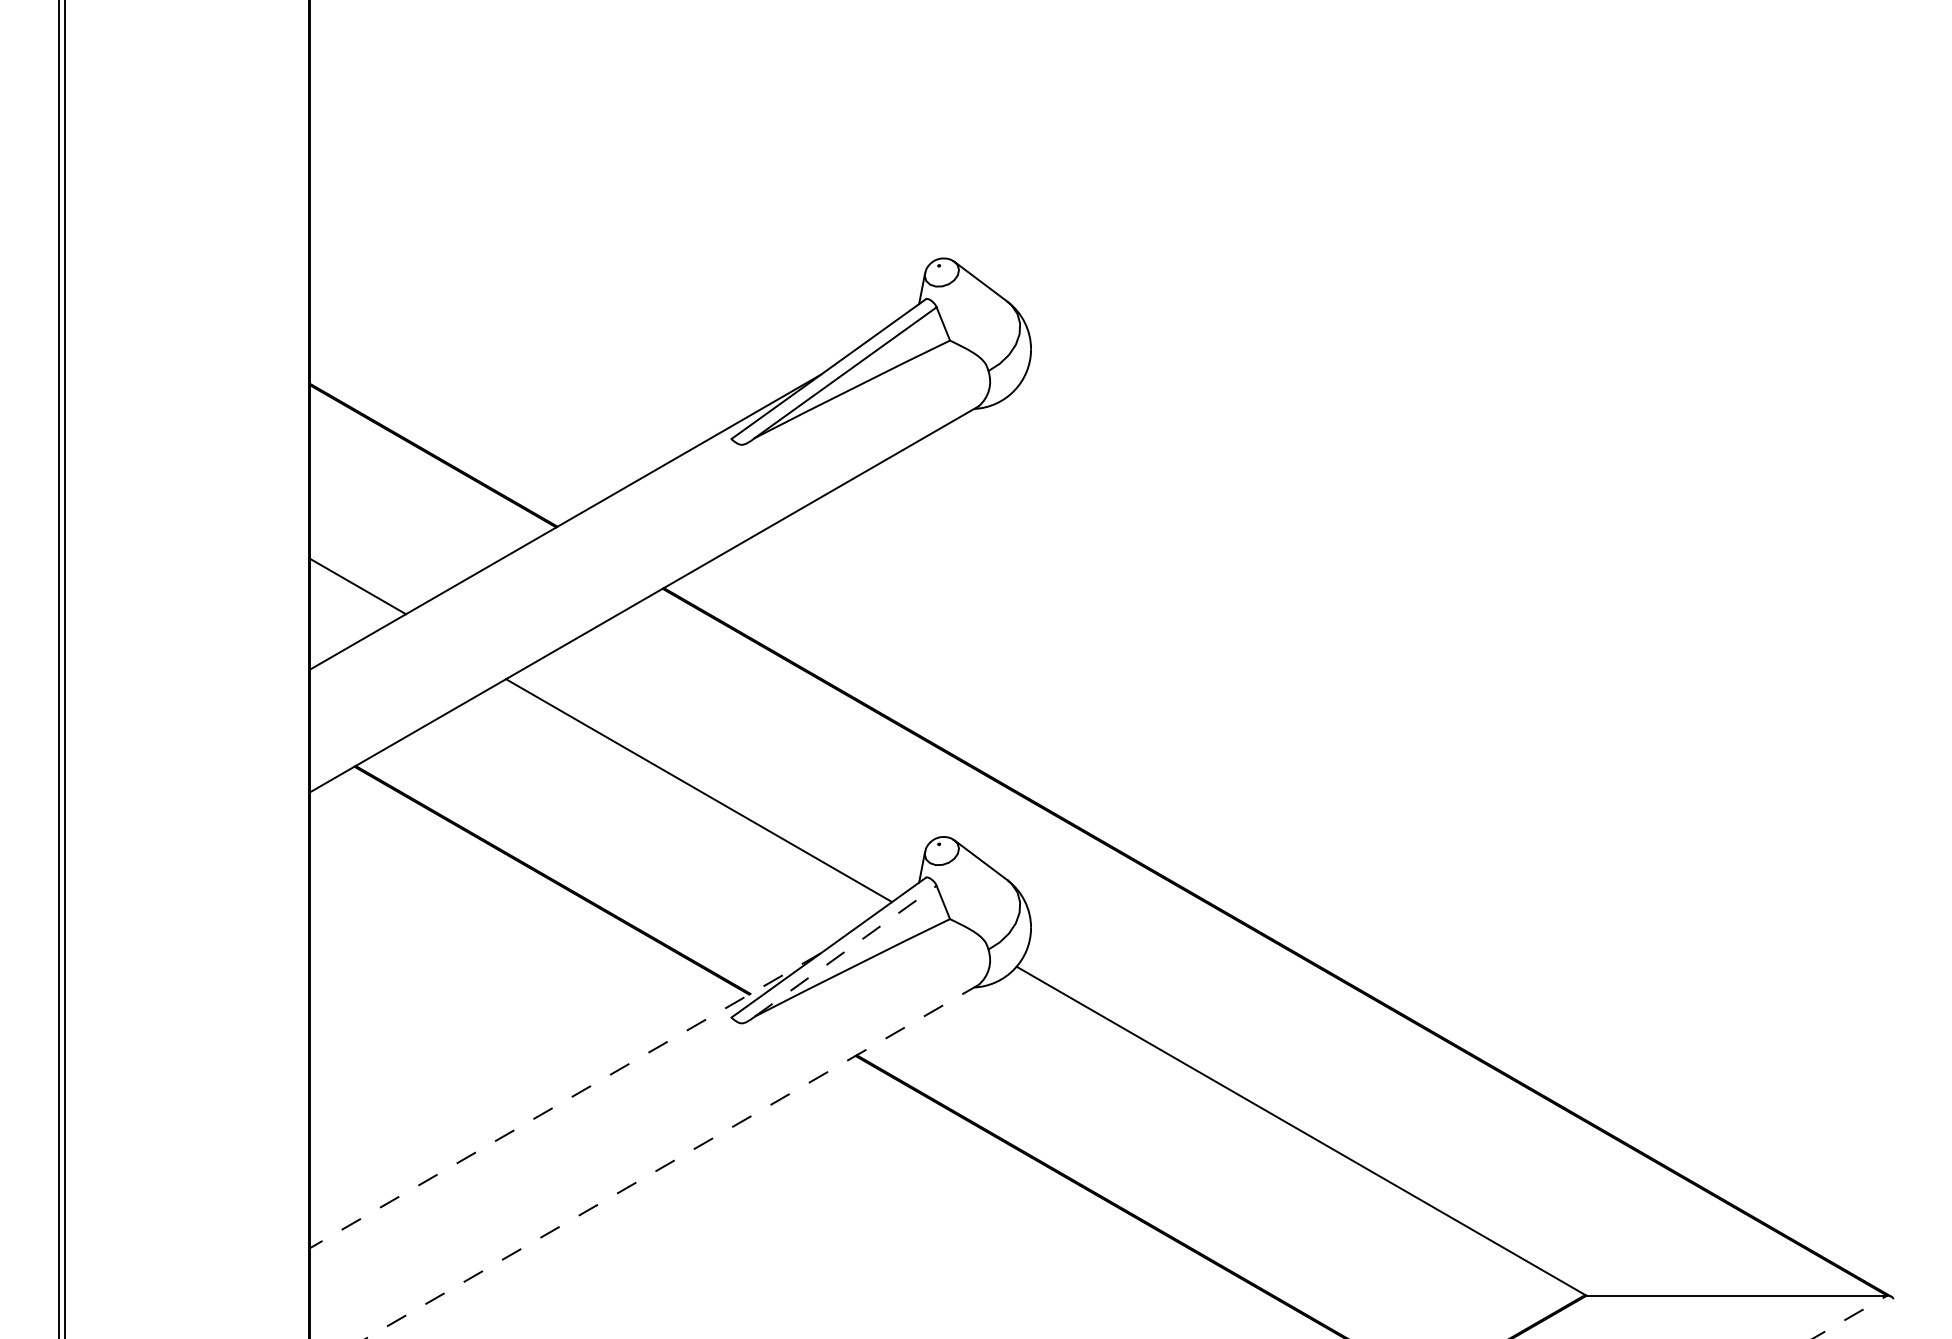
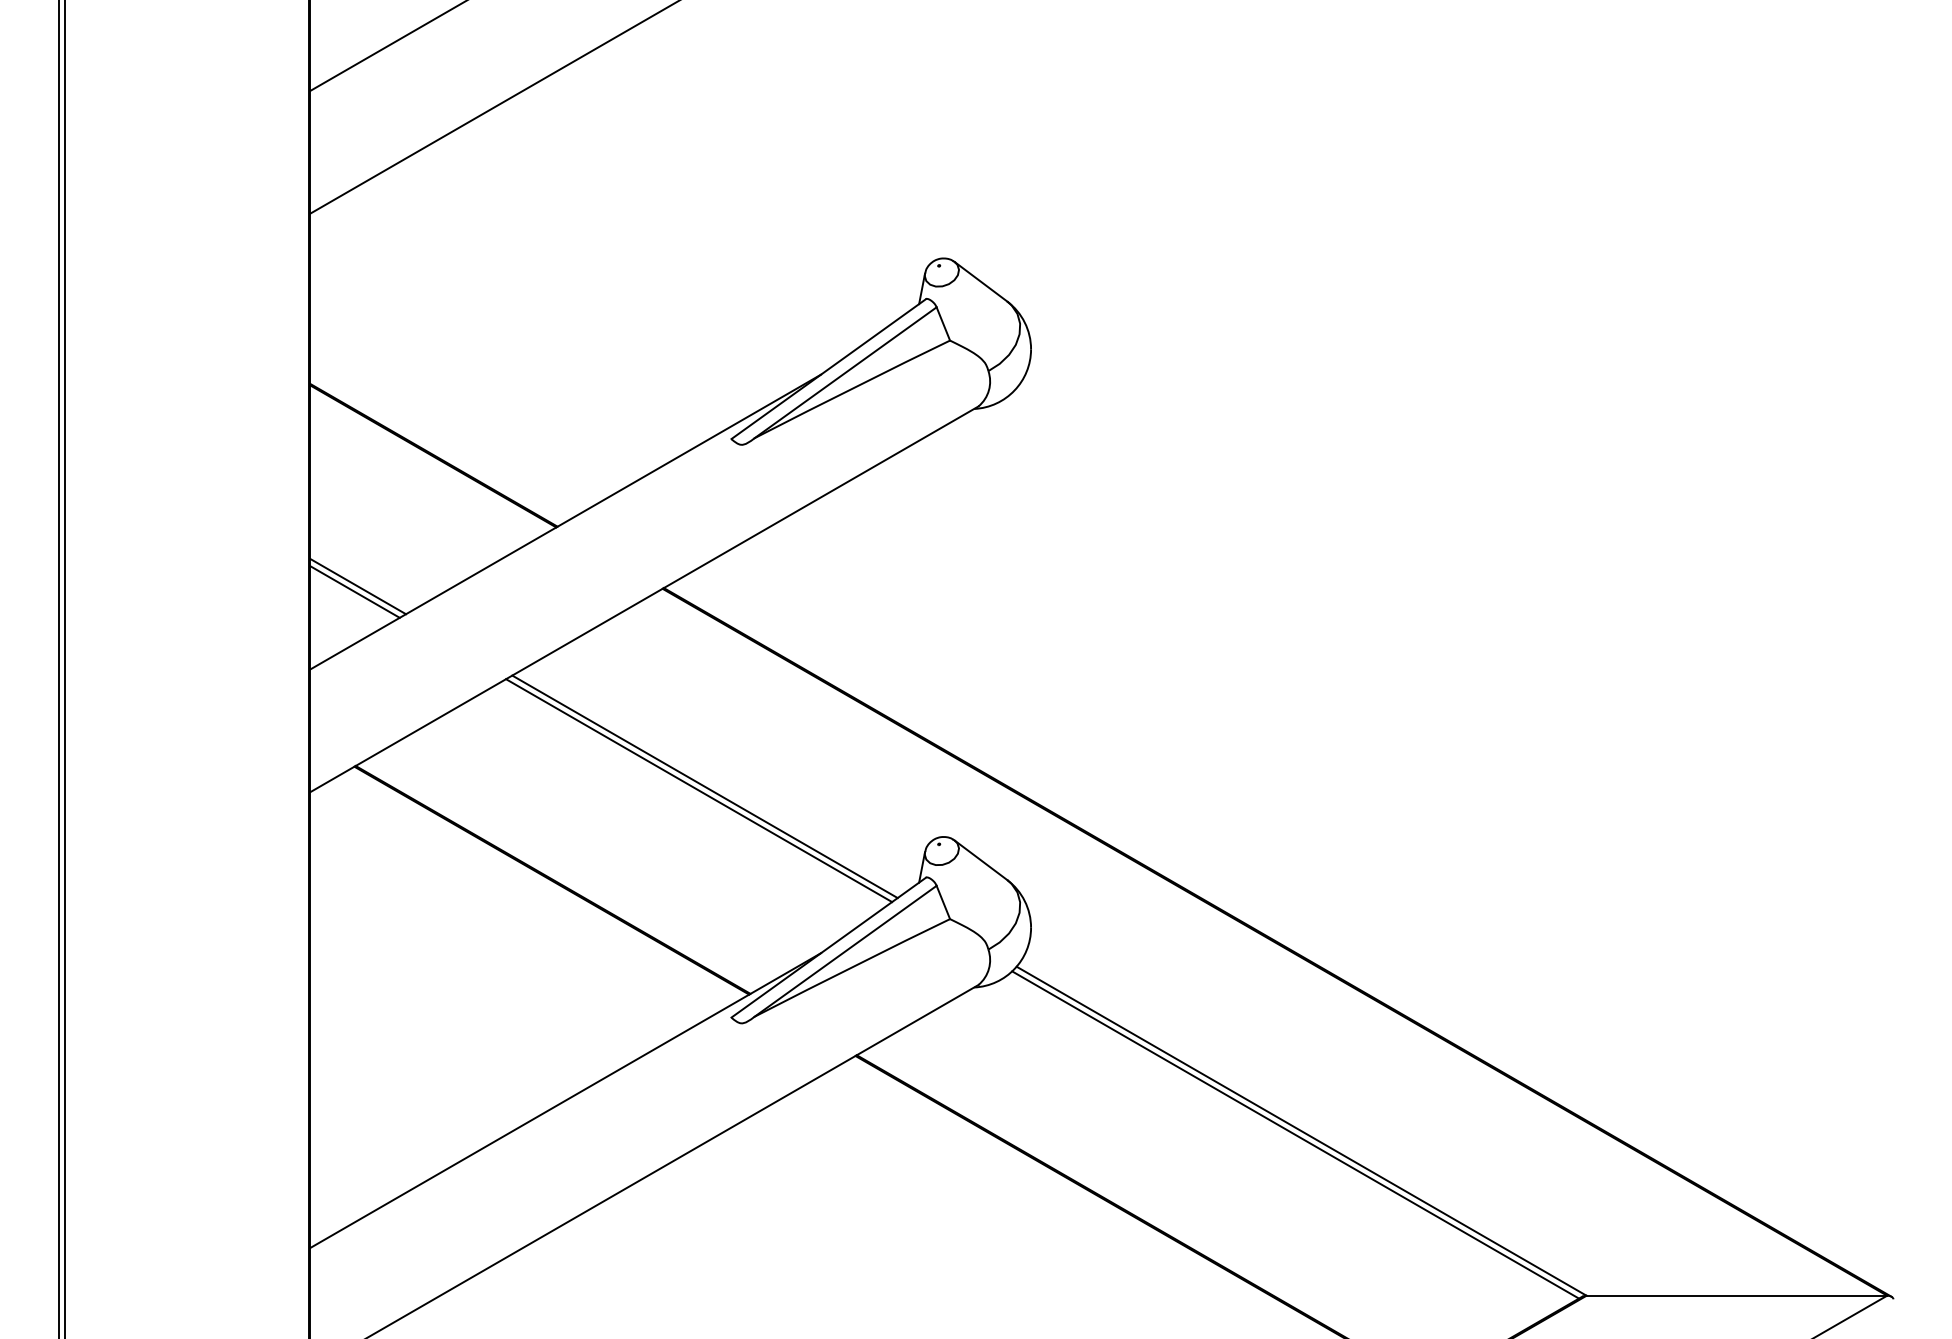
line: none -> present (386, 46)
line: none -> present (493, 107)
line: none -> present (354, 591)
line: none -> present (704, 786)
line: dashed -> solid (846, 951)
line: dashed -> solid (565, 1100)
line: none -> present (1295, 1134)
line: dashed -> solid (672, 1161)
line: dashed -> solid (1849, 1317)
